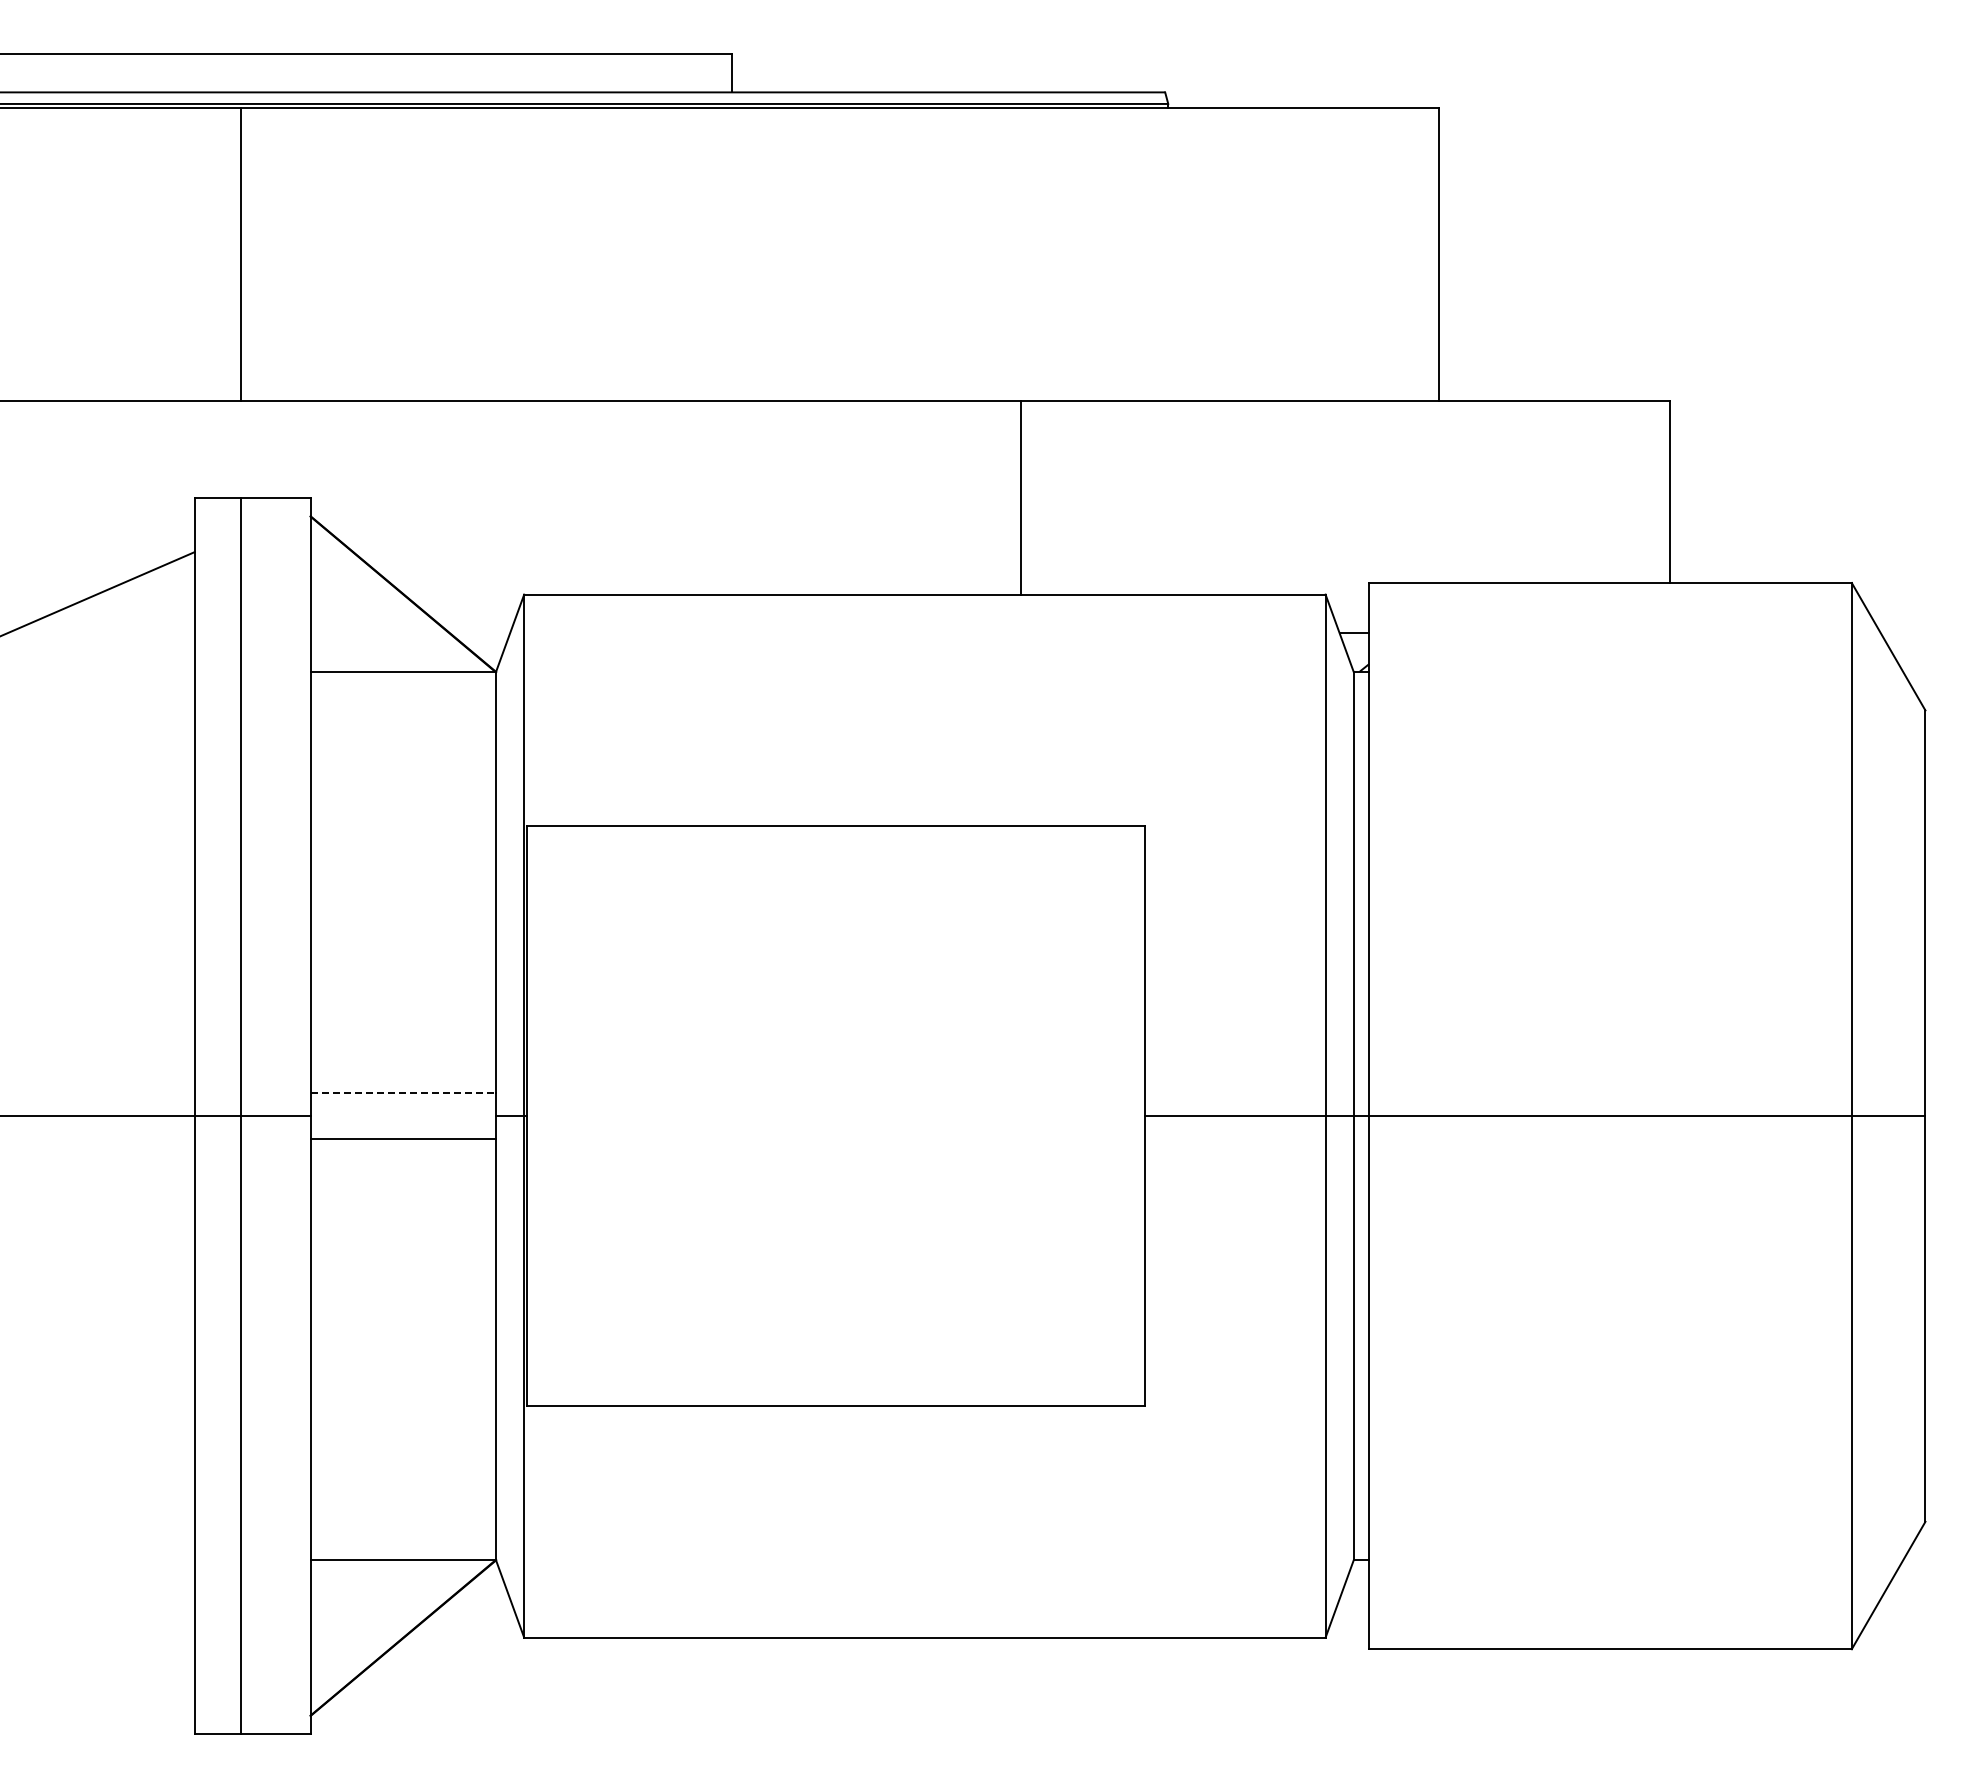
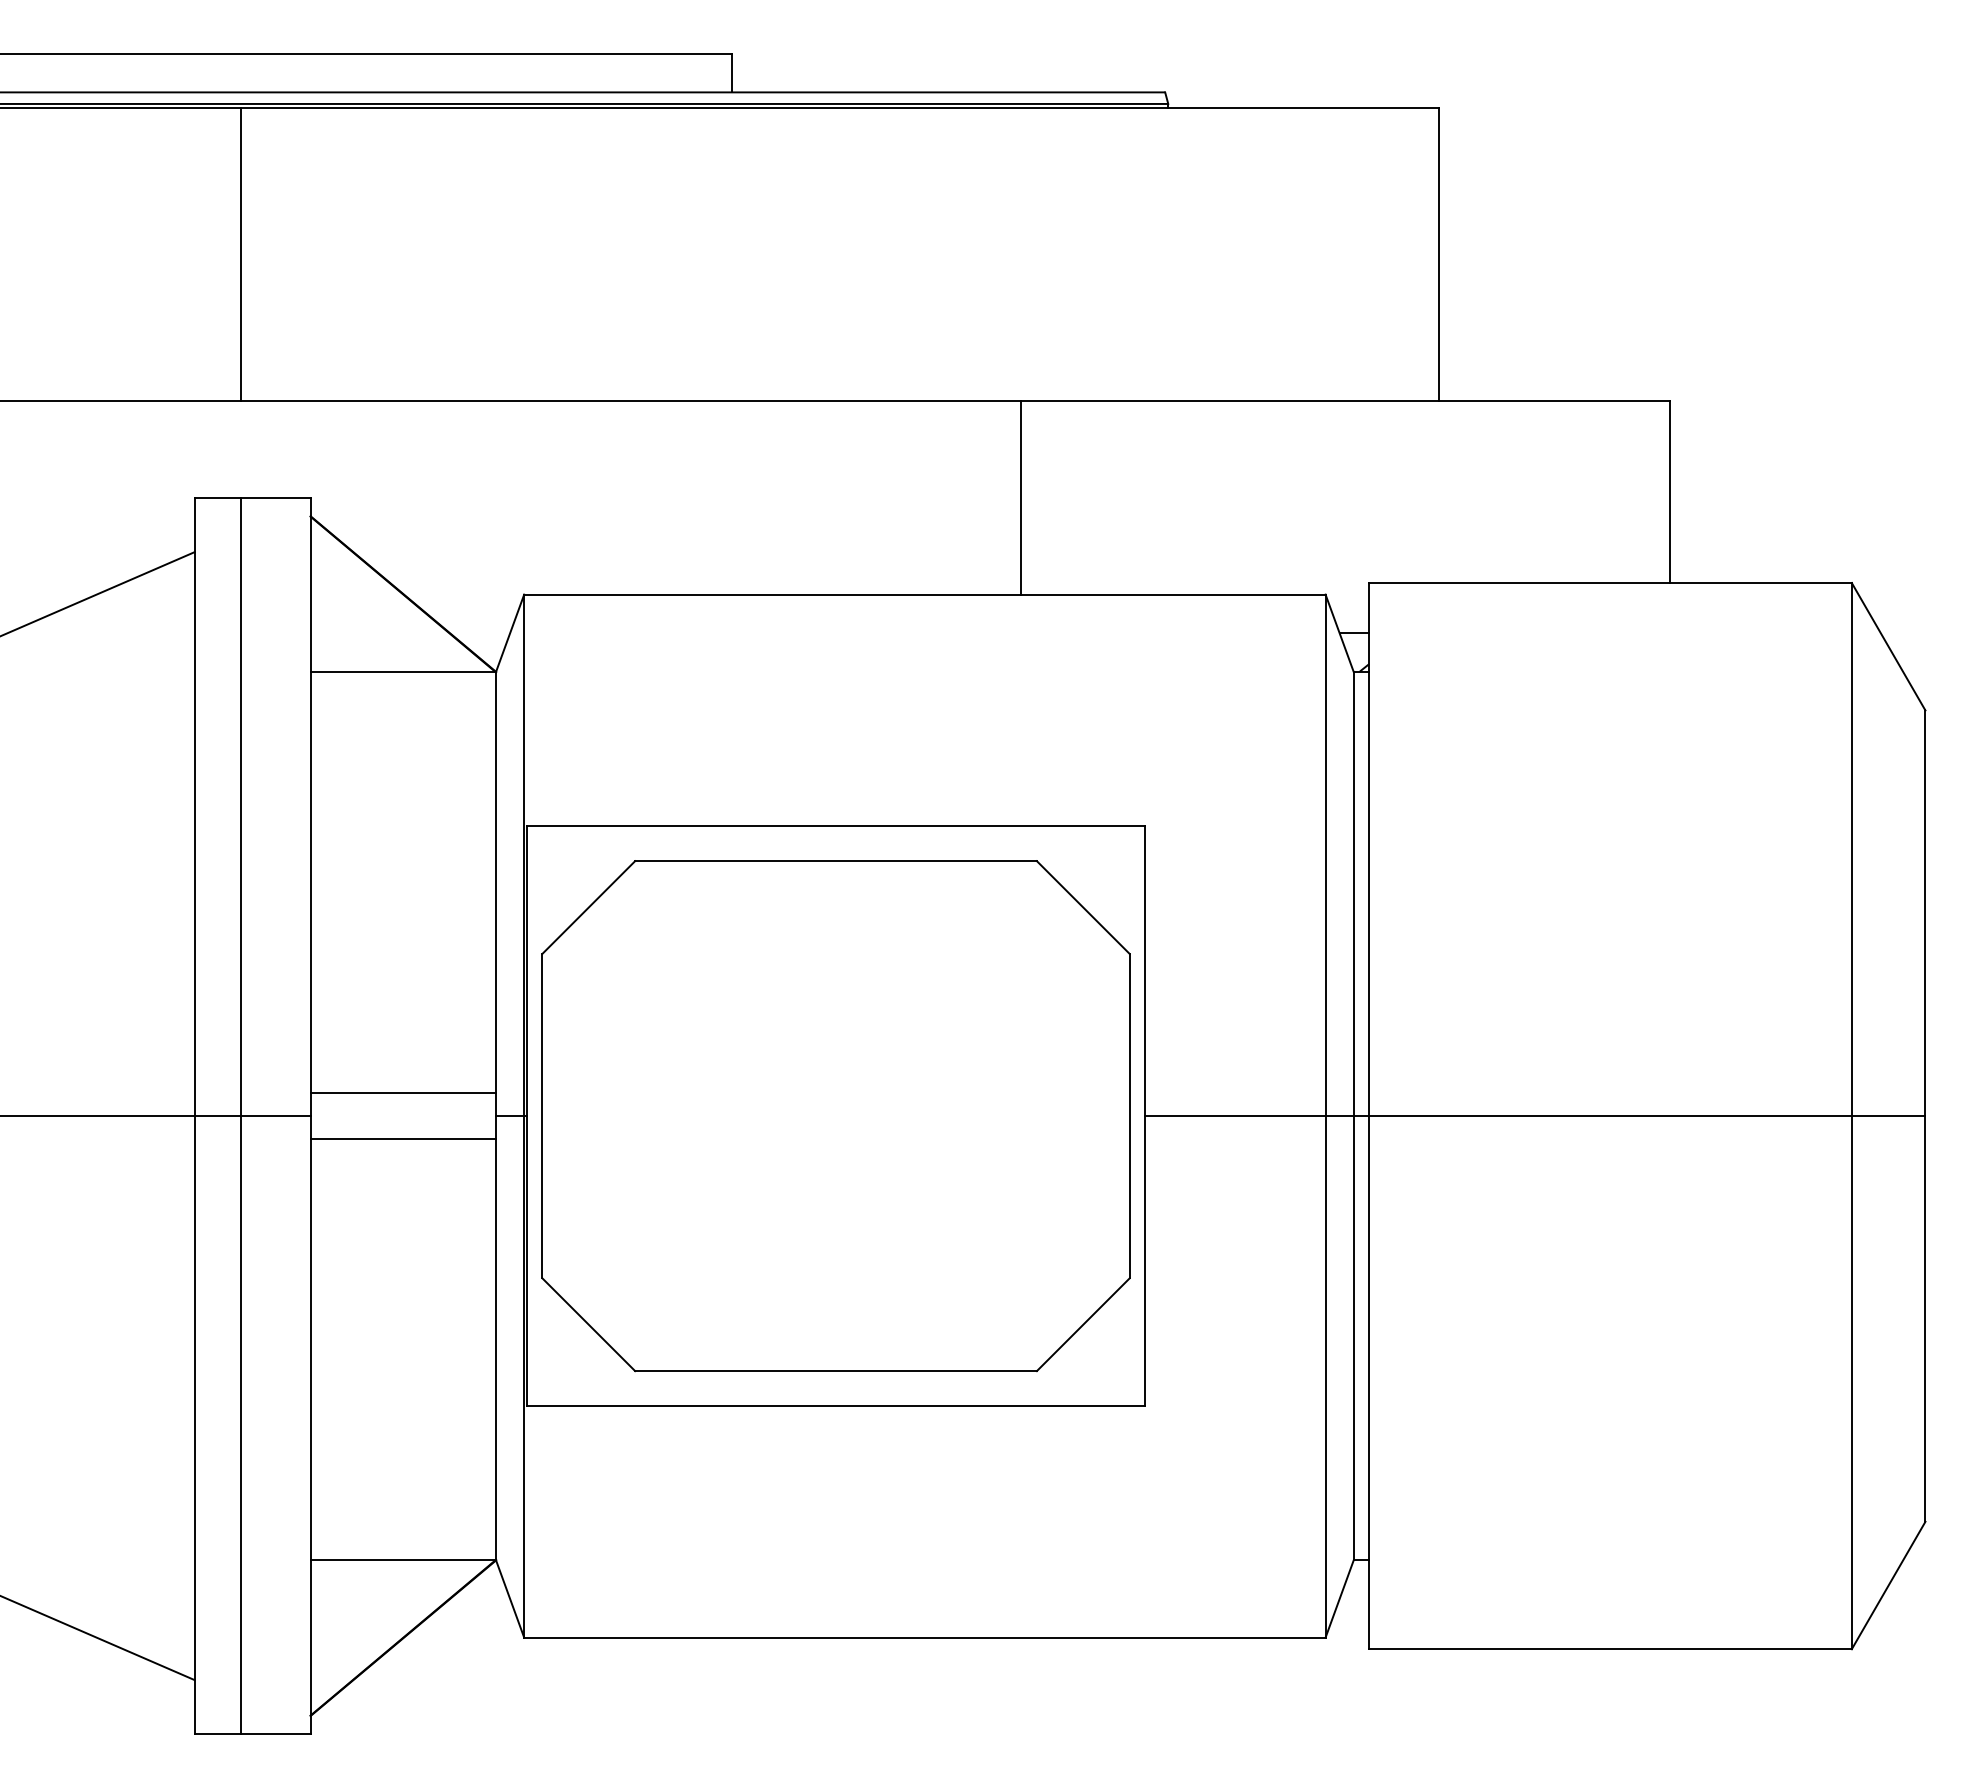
line: dashed -> solid (403, 1092)
part: none -> present (835, 1116)
line: none -> present (98, 1638)
